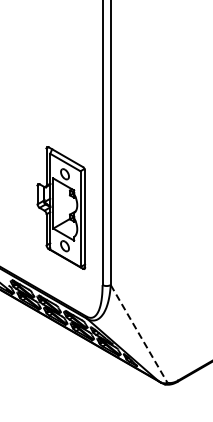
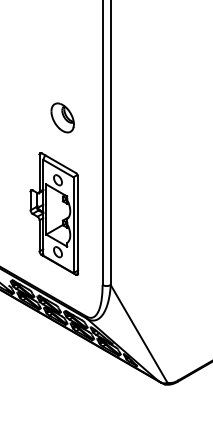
part: none -> present (62, 117)
part position: (61, 207) -> (54, 213) (54, 213)
line: dashed -> solid (139, 334)
